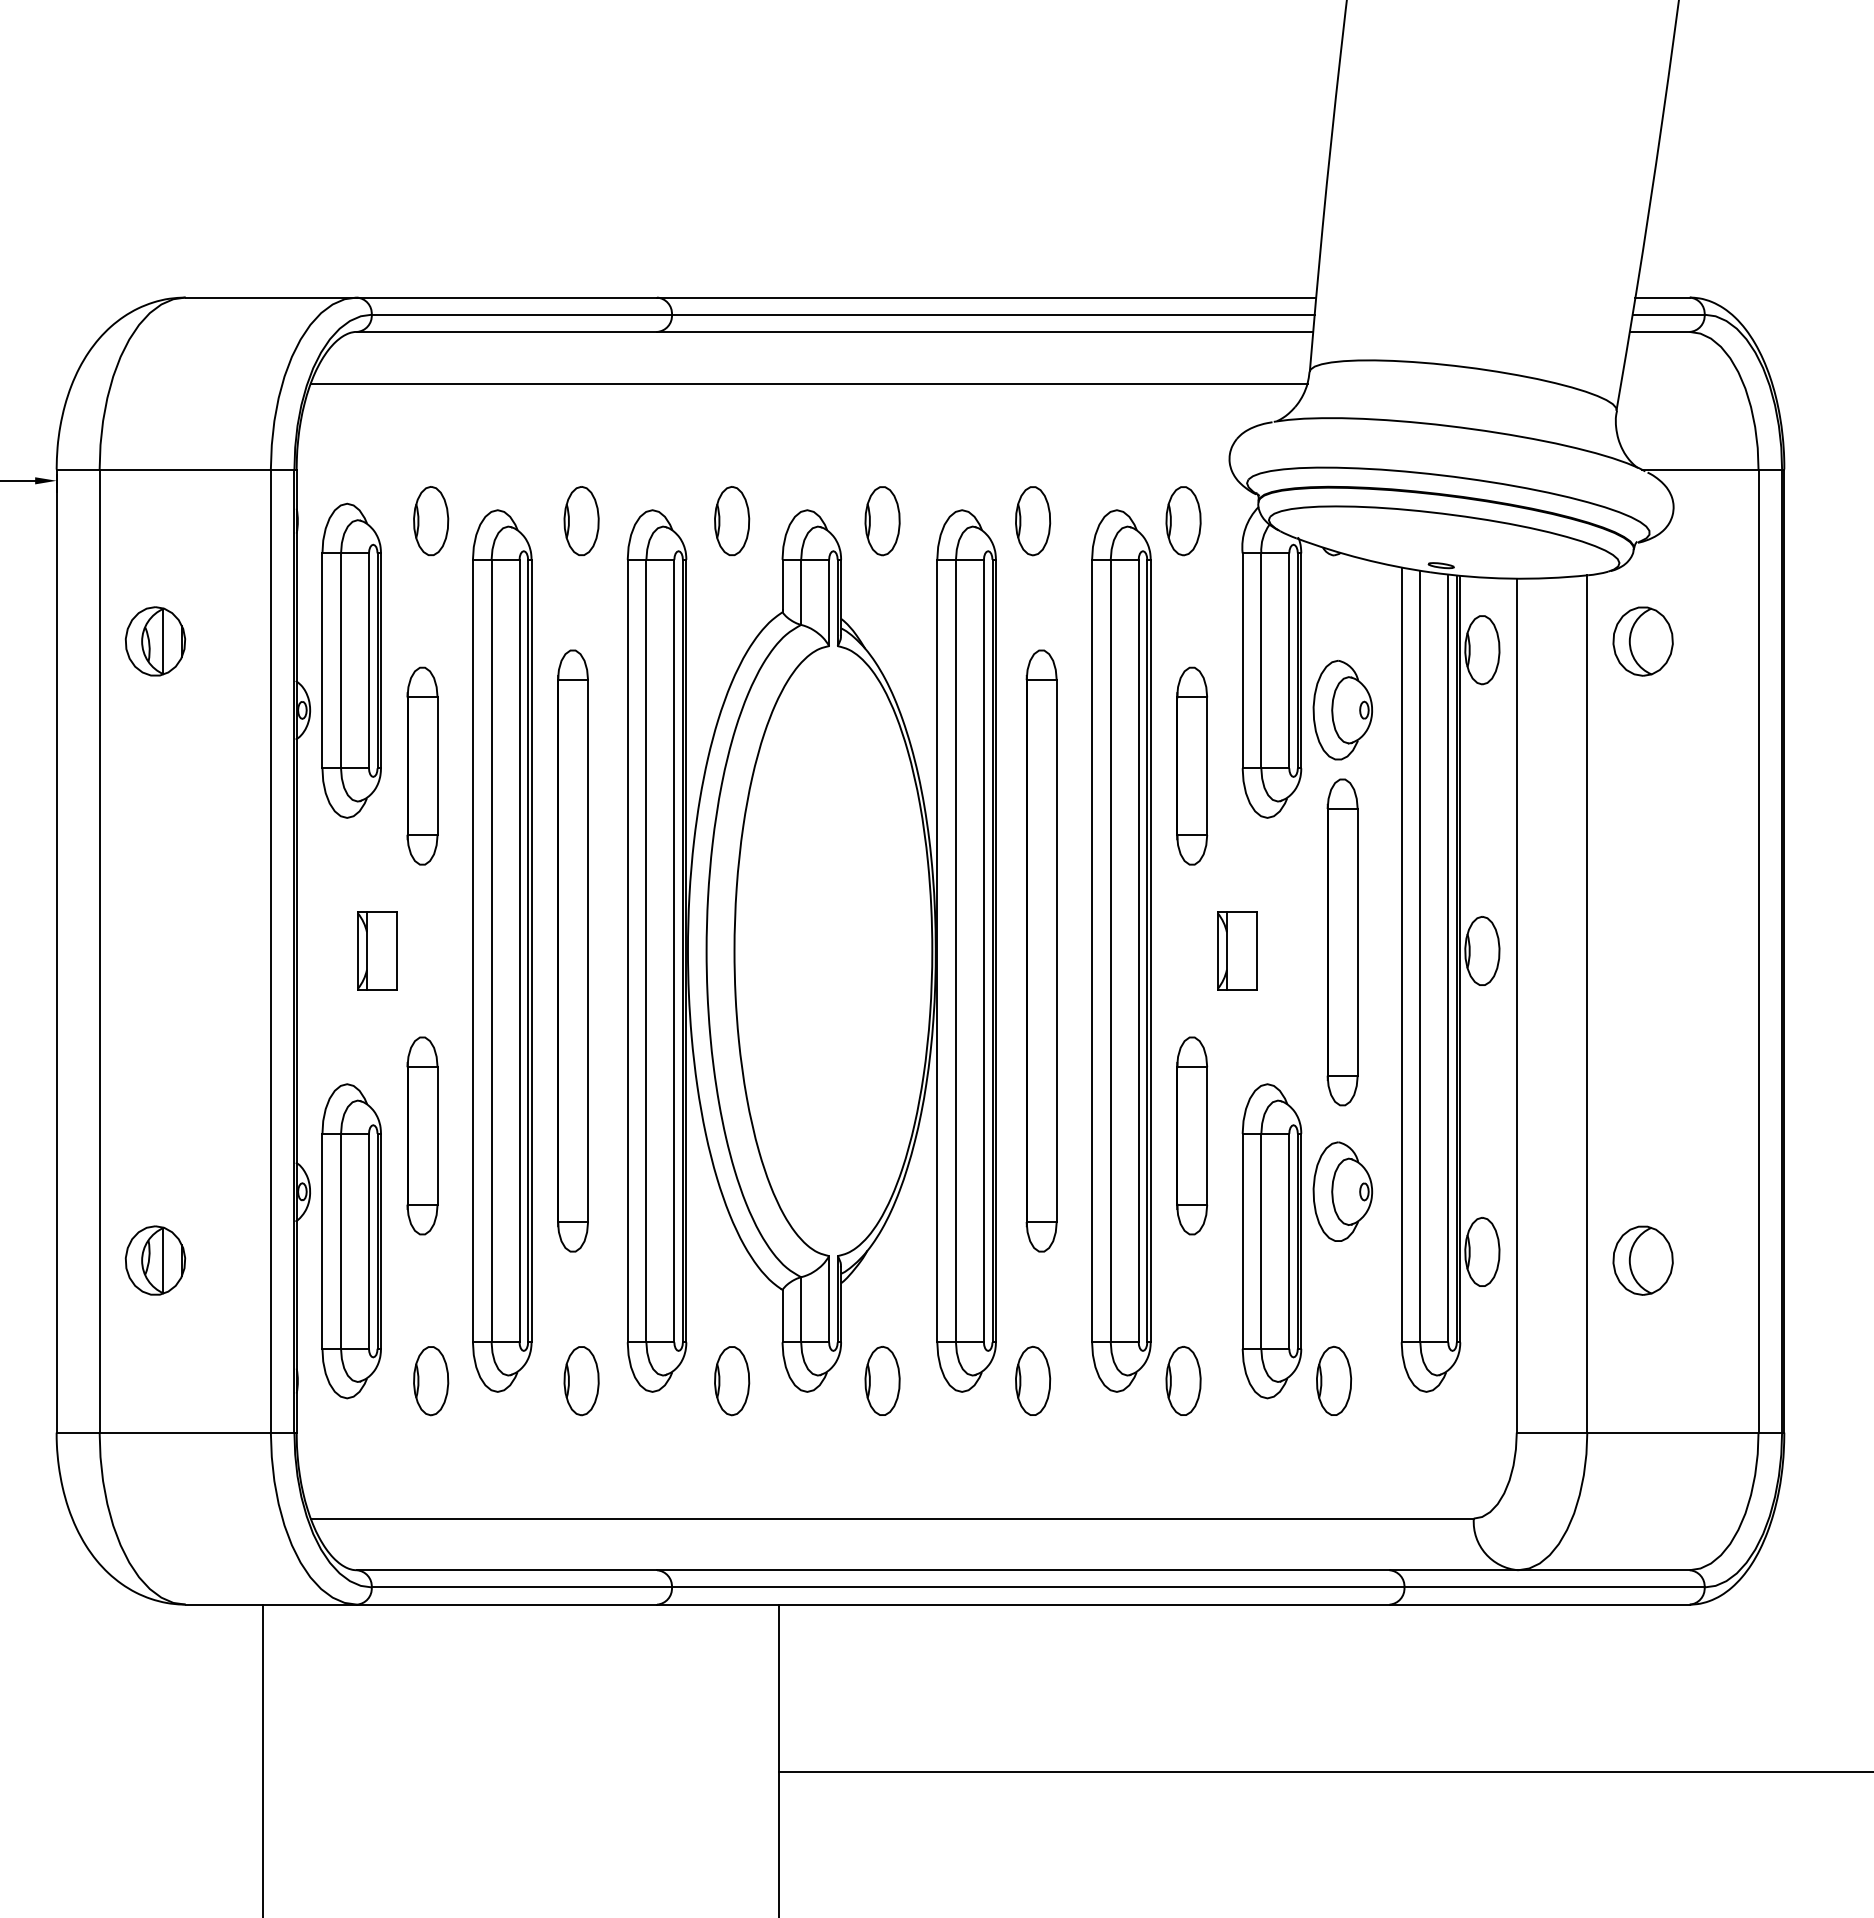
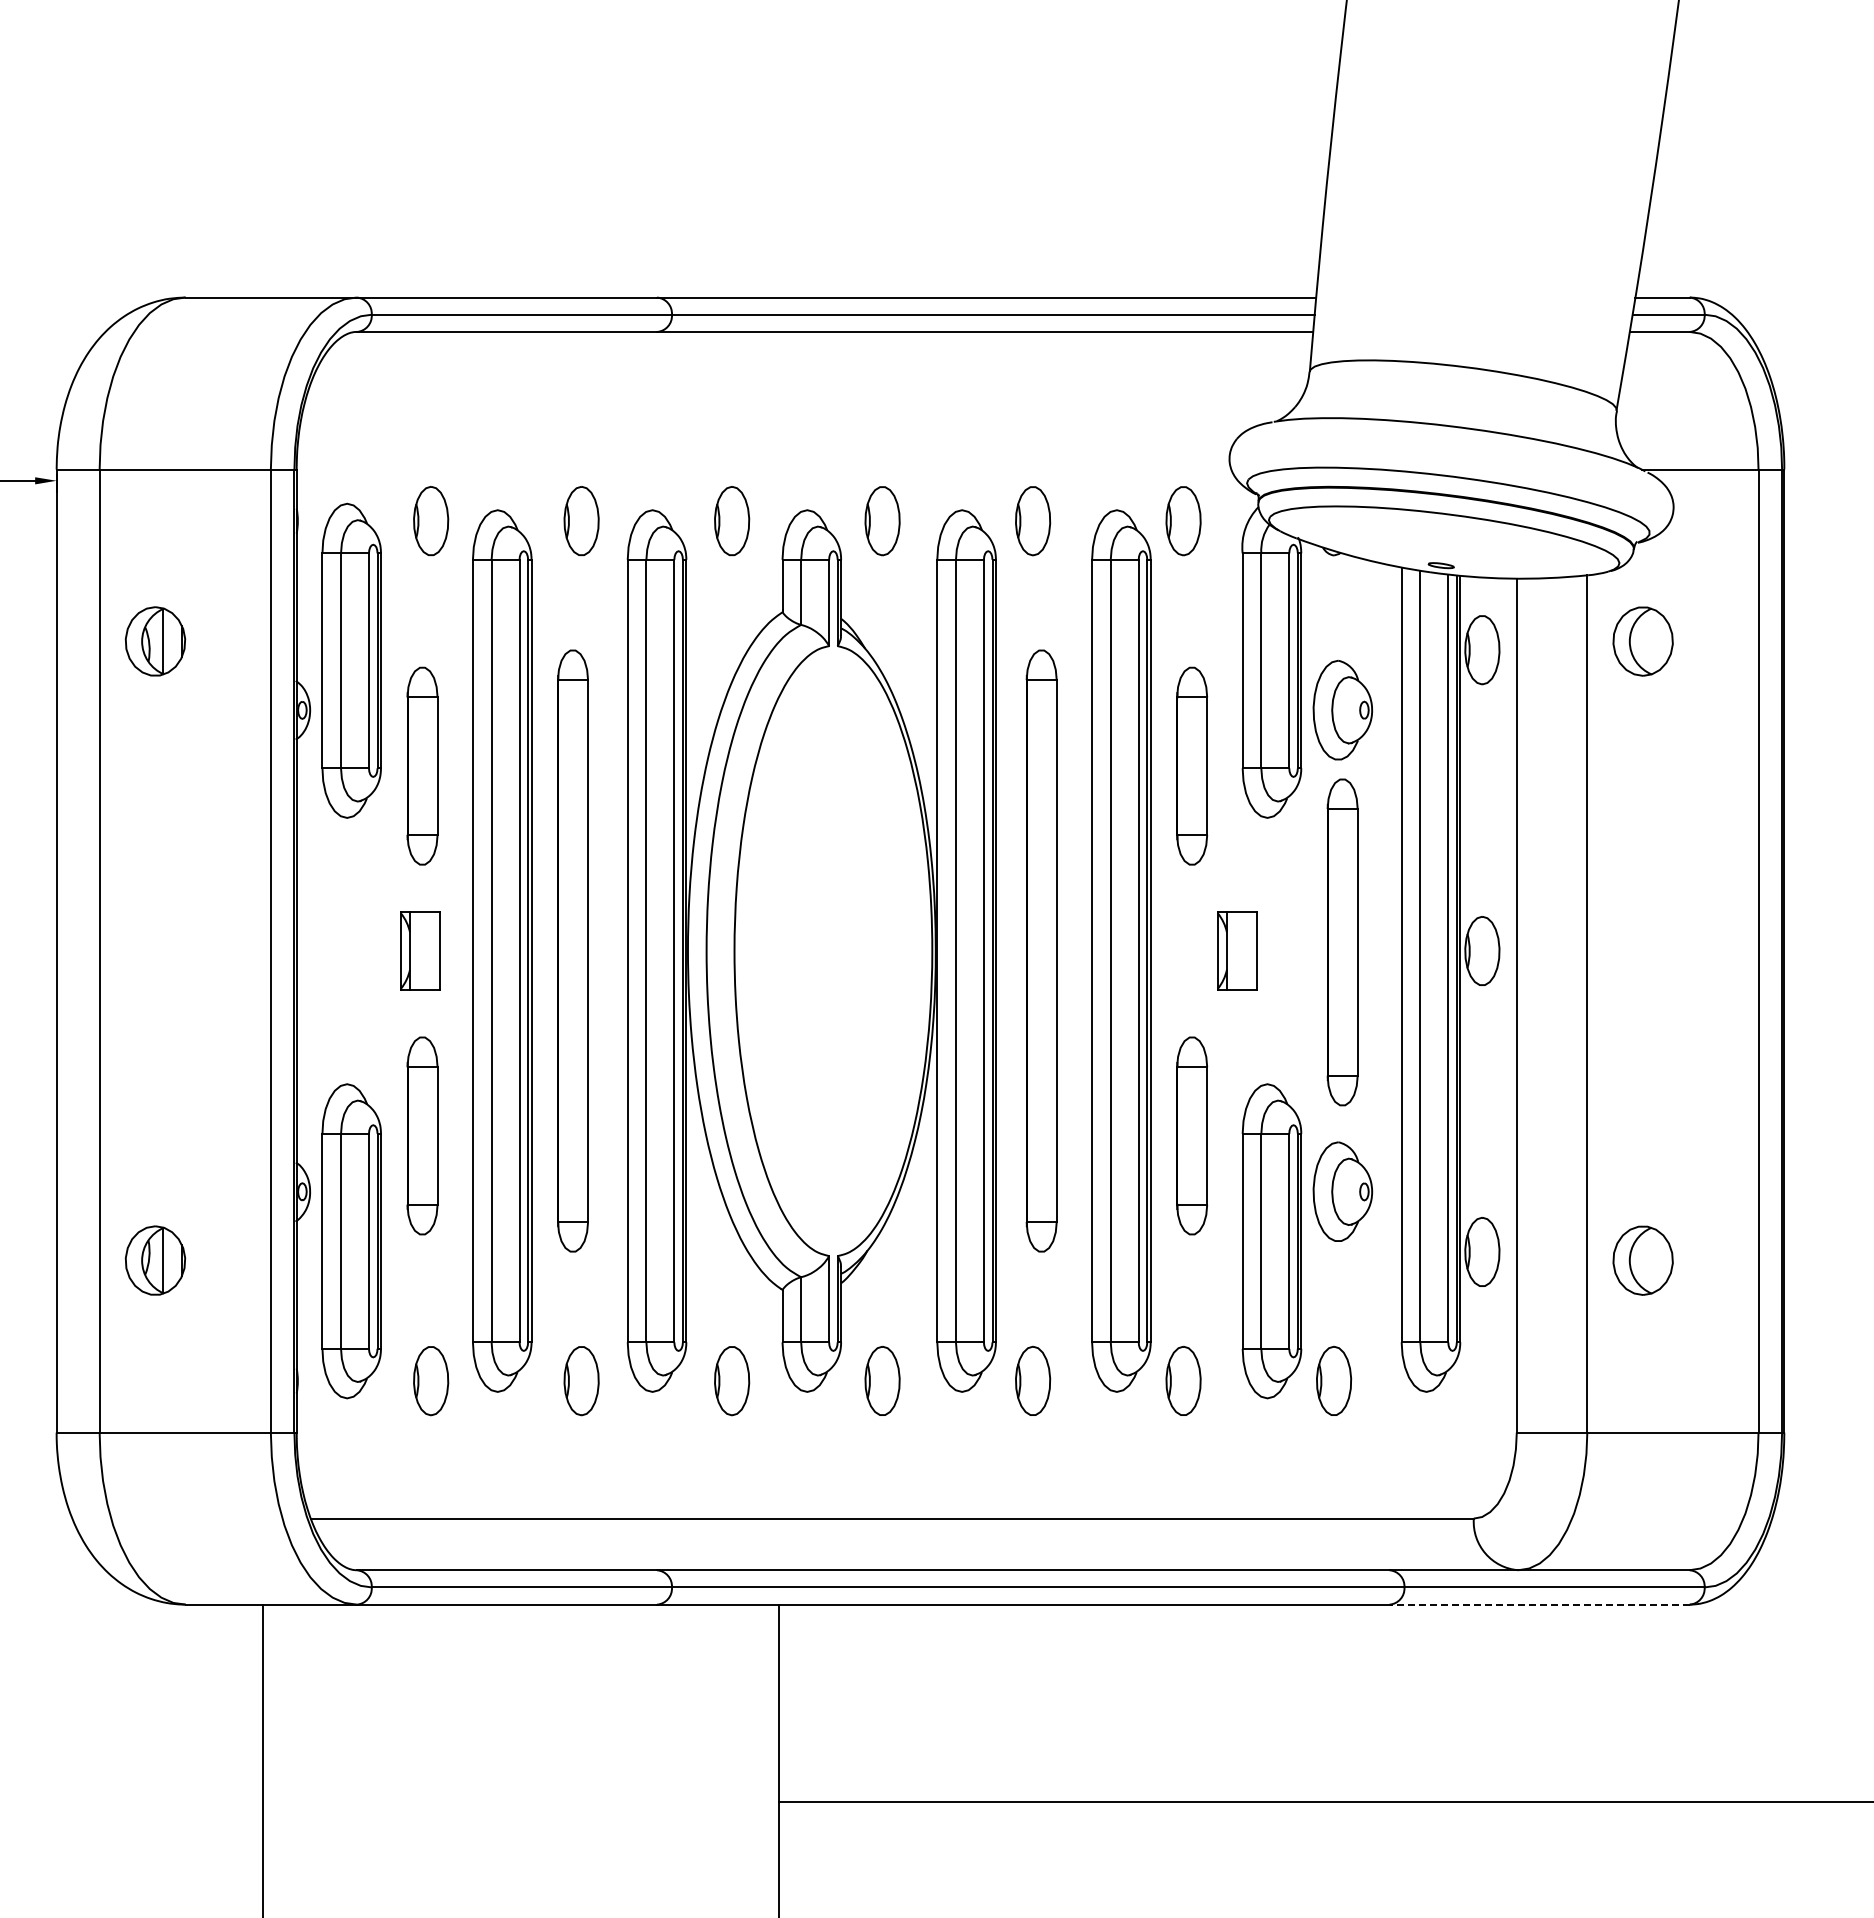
line: present -> none (808, 383)
part position: (377, 950) -> (420, 950) (420, 950)
line: solid -> dashed (1539, 1604)
line position: (1324, 1772) -> (1324, 1802) (1324, 1802)
